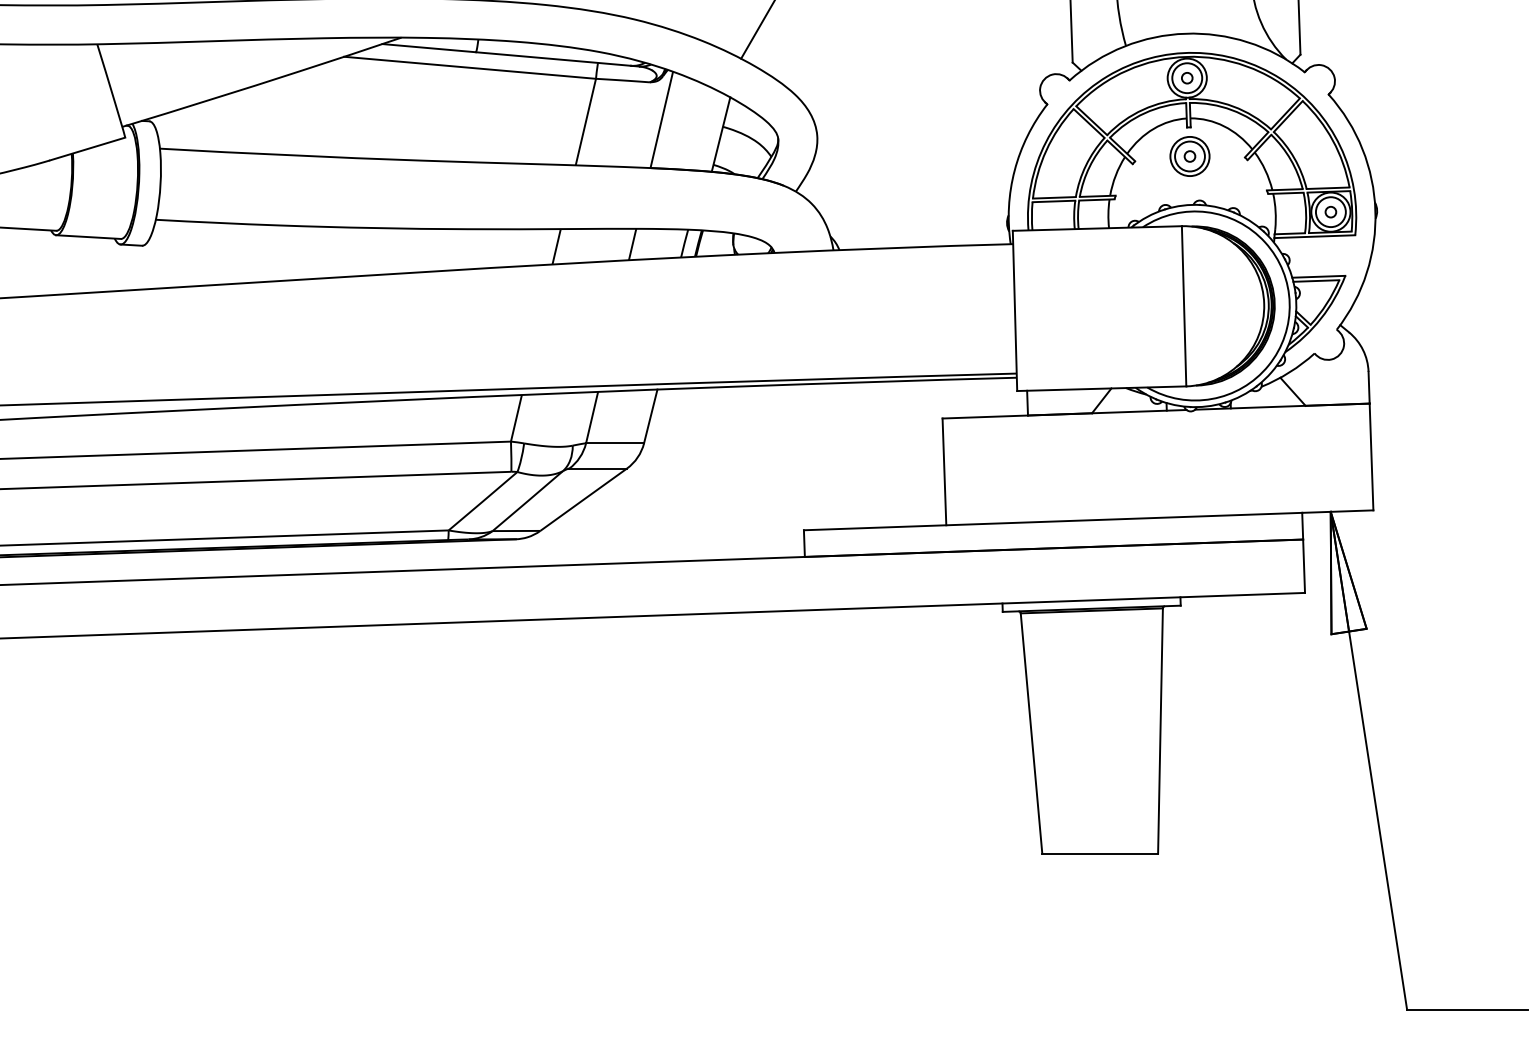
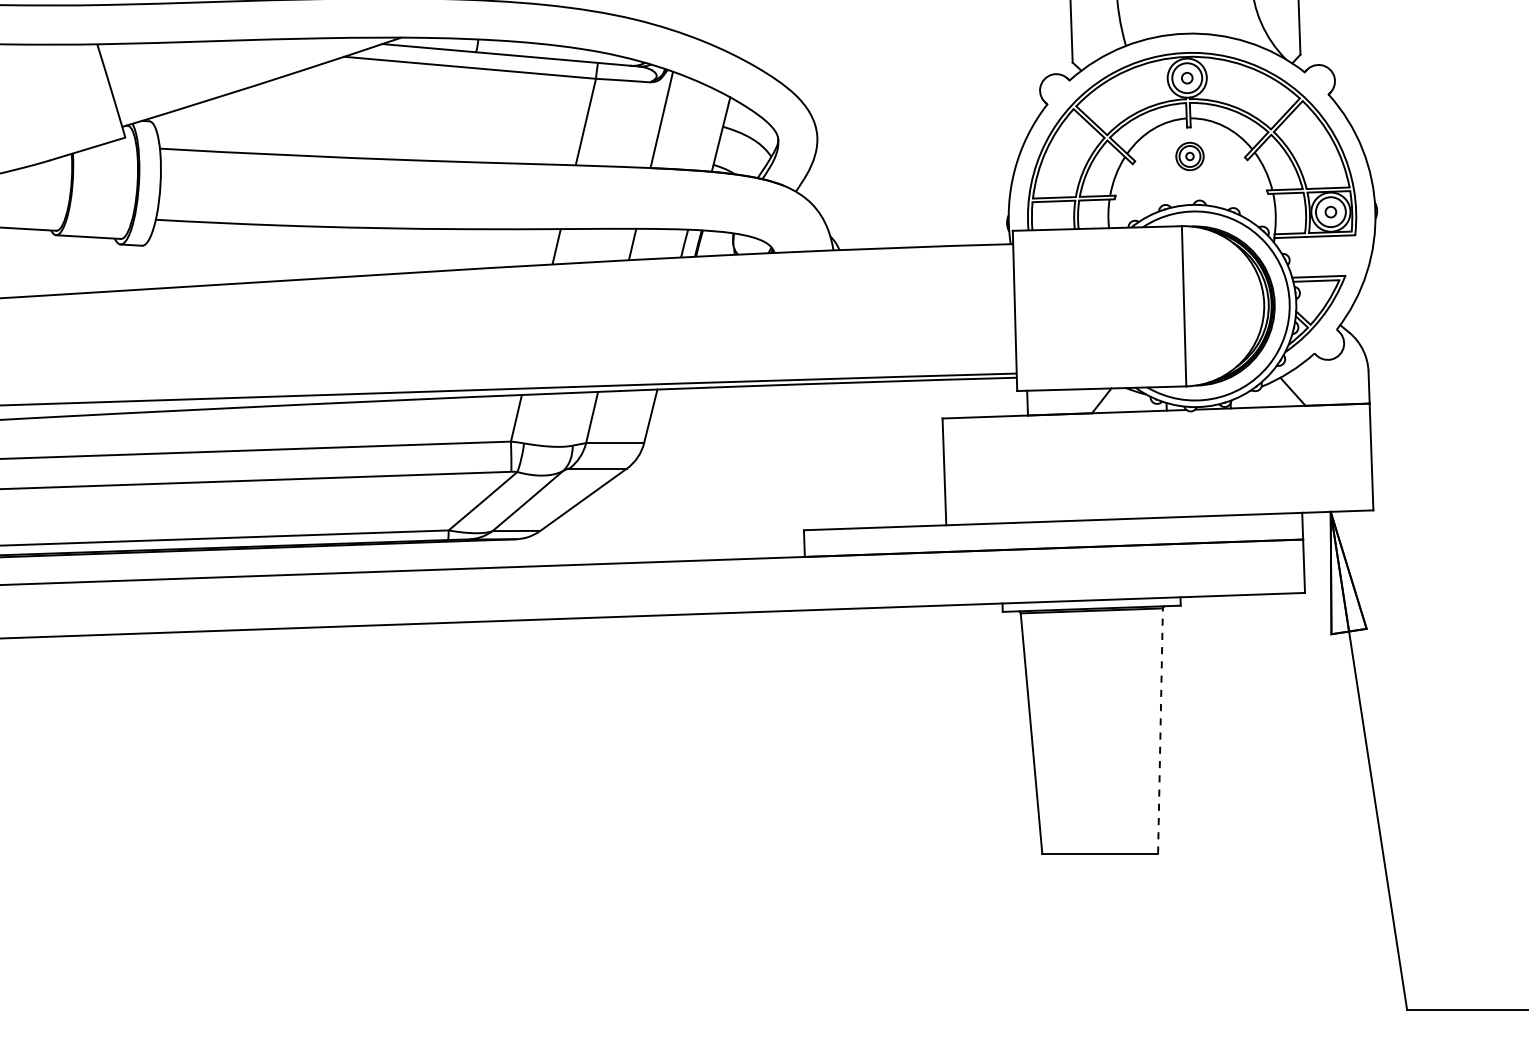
line: present -> none (757, 30)
part size: 42x41 px -> 30x31 px (1189, 156)
line: solid -> dashed (1160, 731)
